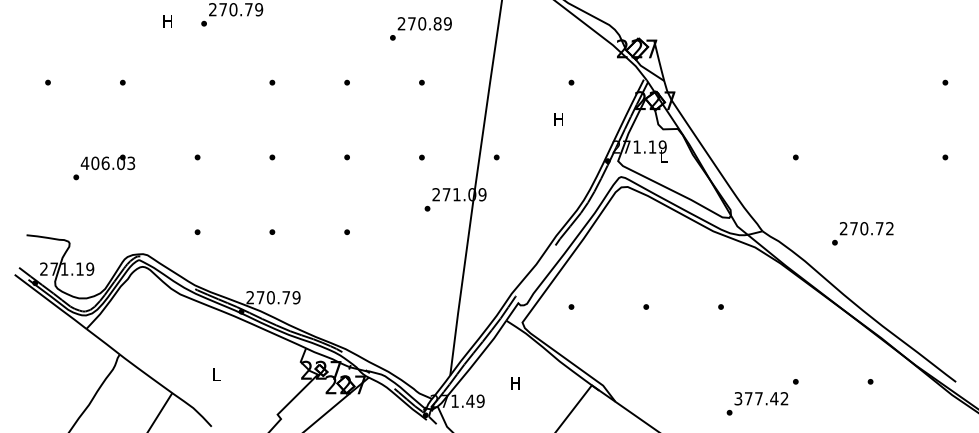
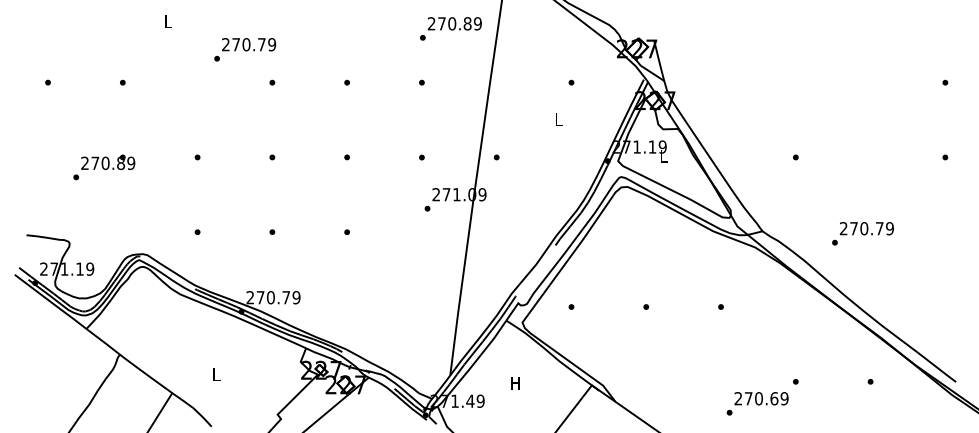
text position: (232, 14) -> (245, 49) (245, 49)
text: H -> L (167, 21)
text position: (420, 28) -> (450, 28) (450, 28)
text: H -> L (558, 119)
text: 406.03 -> 270.89 (107, 163)
text: 270.72 -> 270.79 (889, 228)
text: 377.42 -> 270.69 (761, 398)
